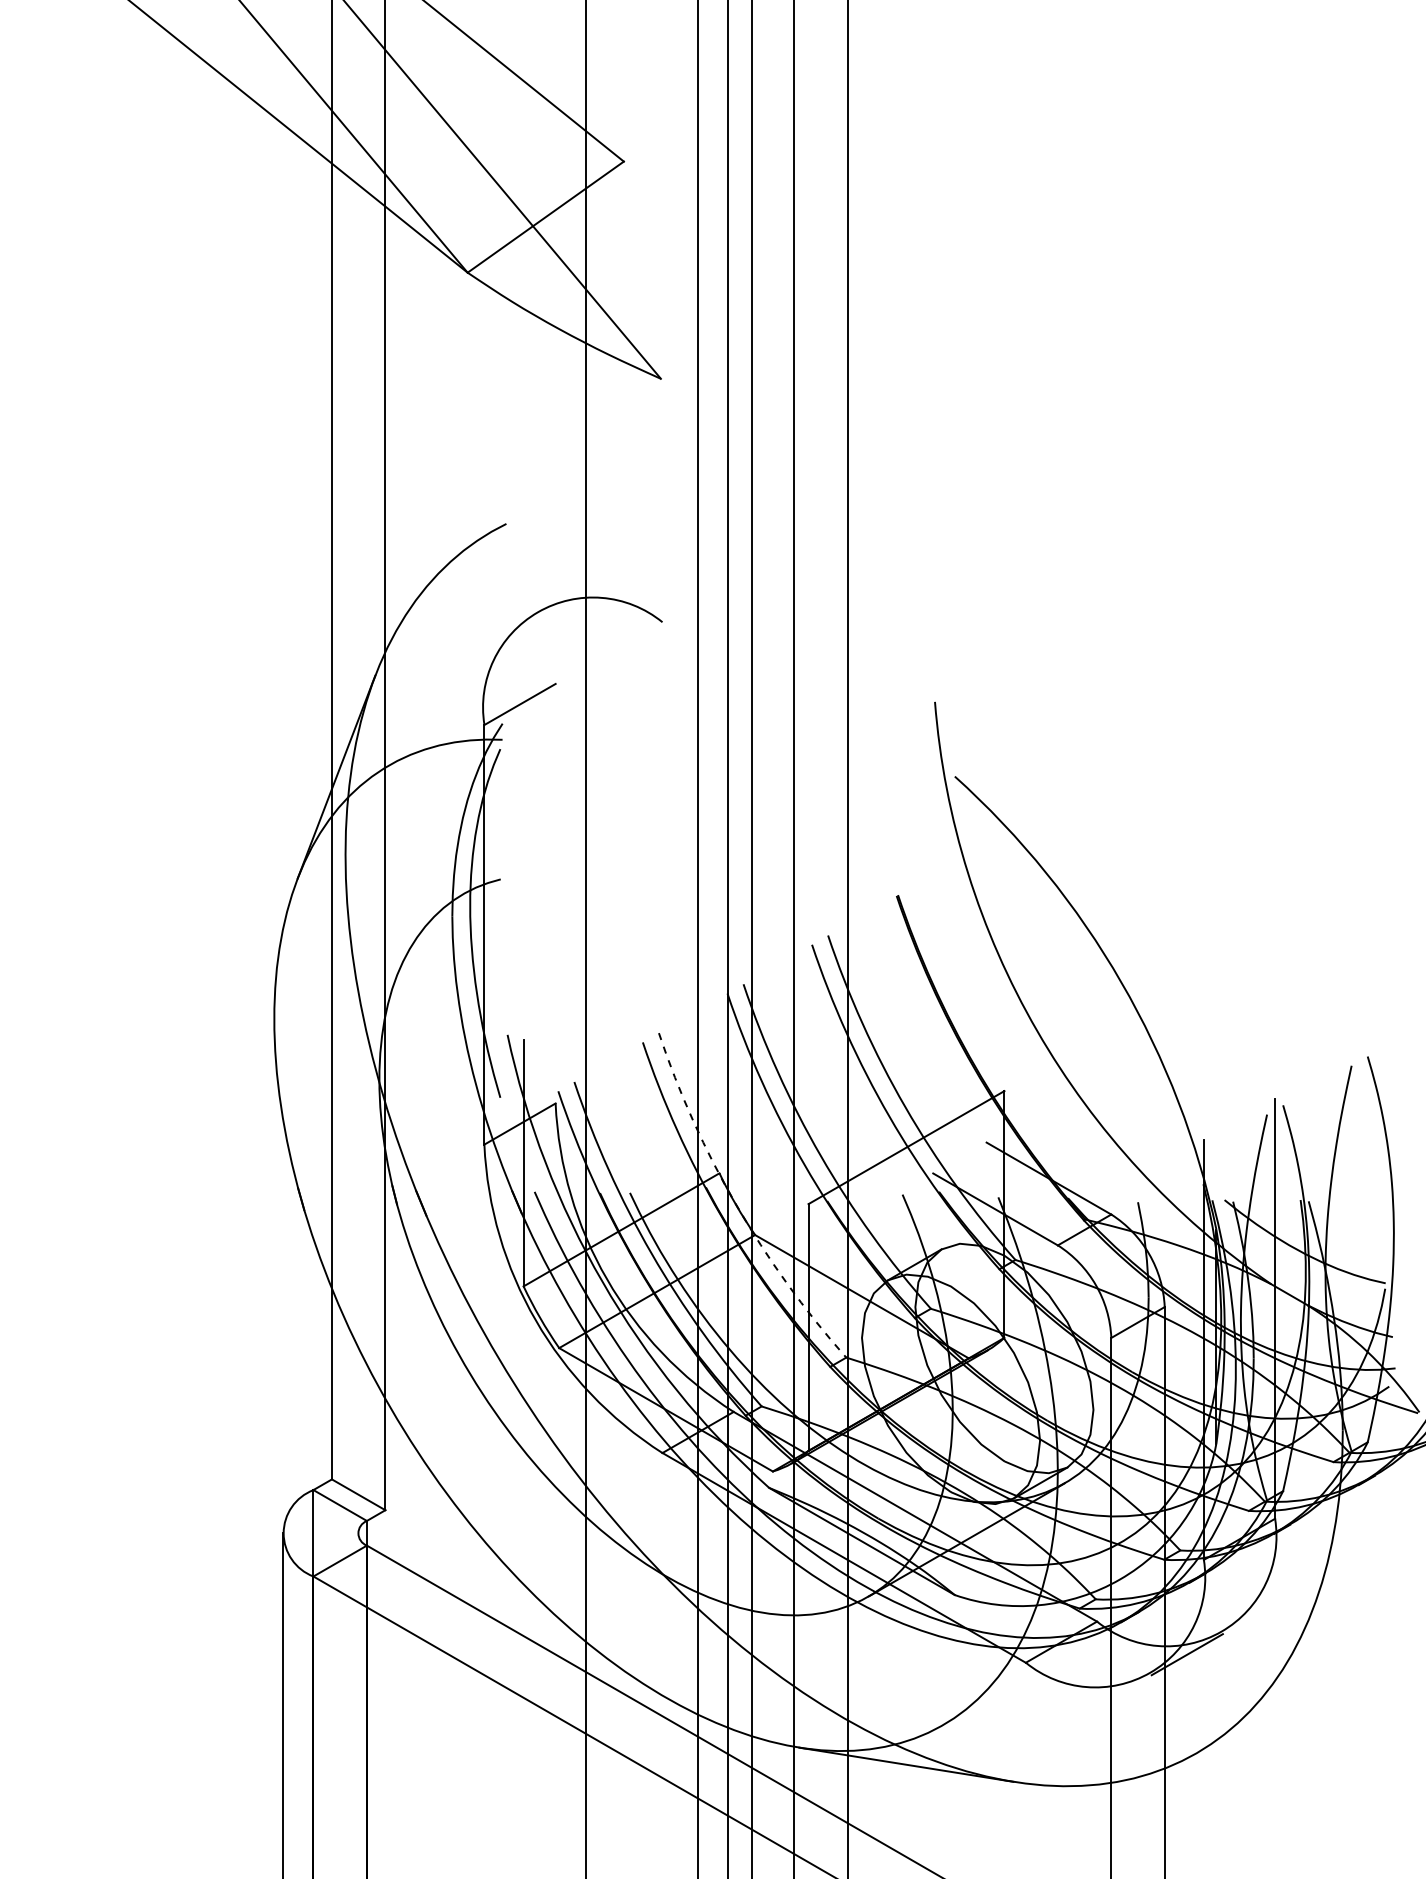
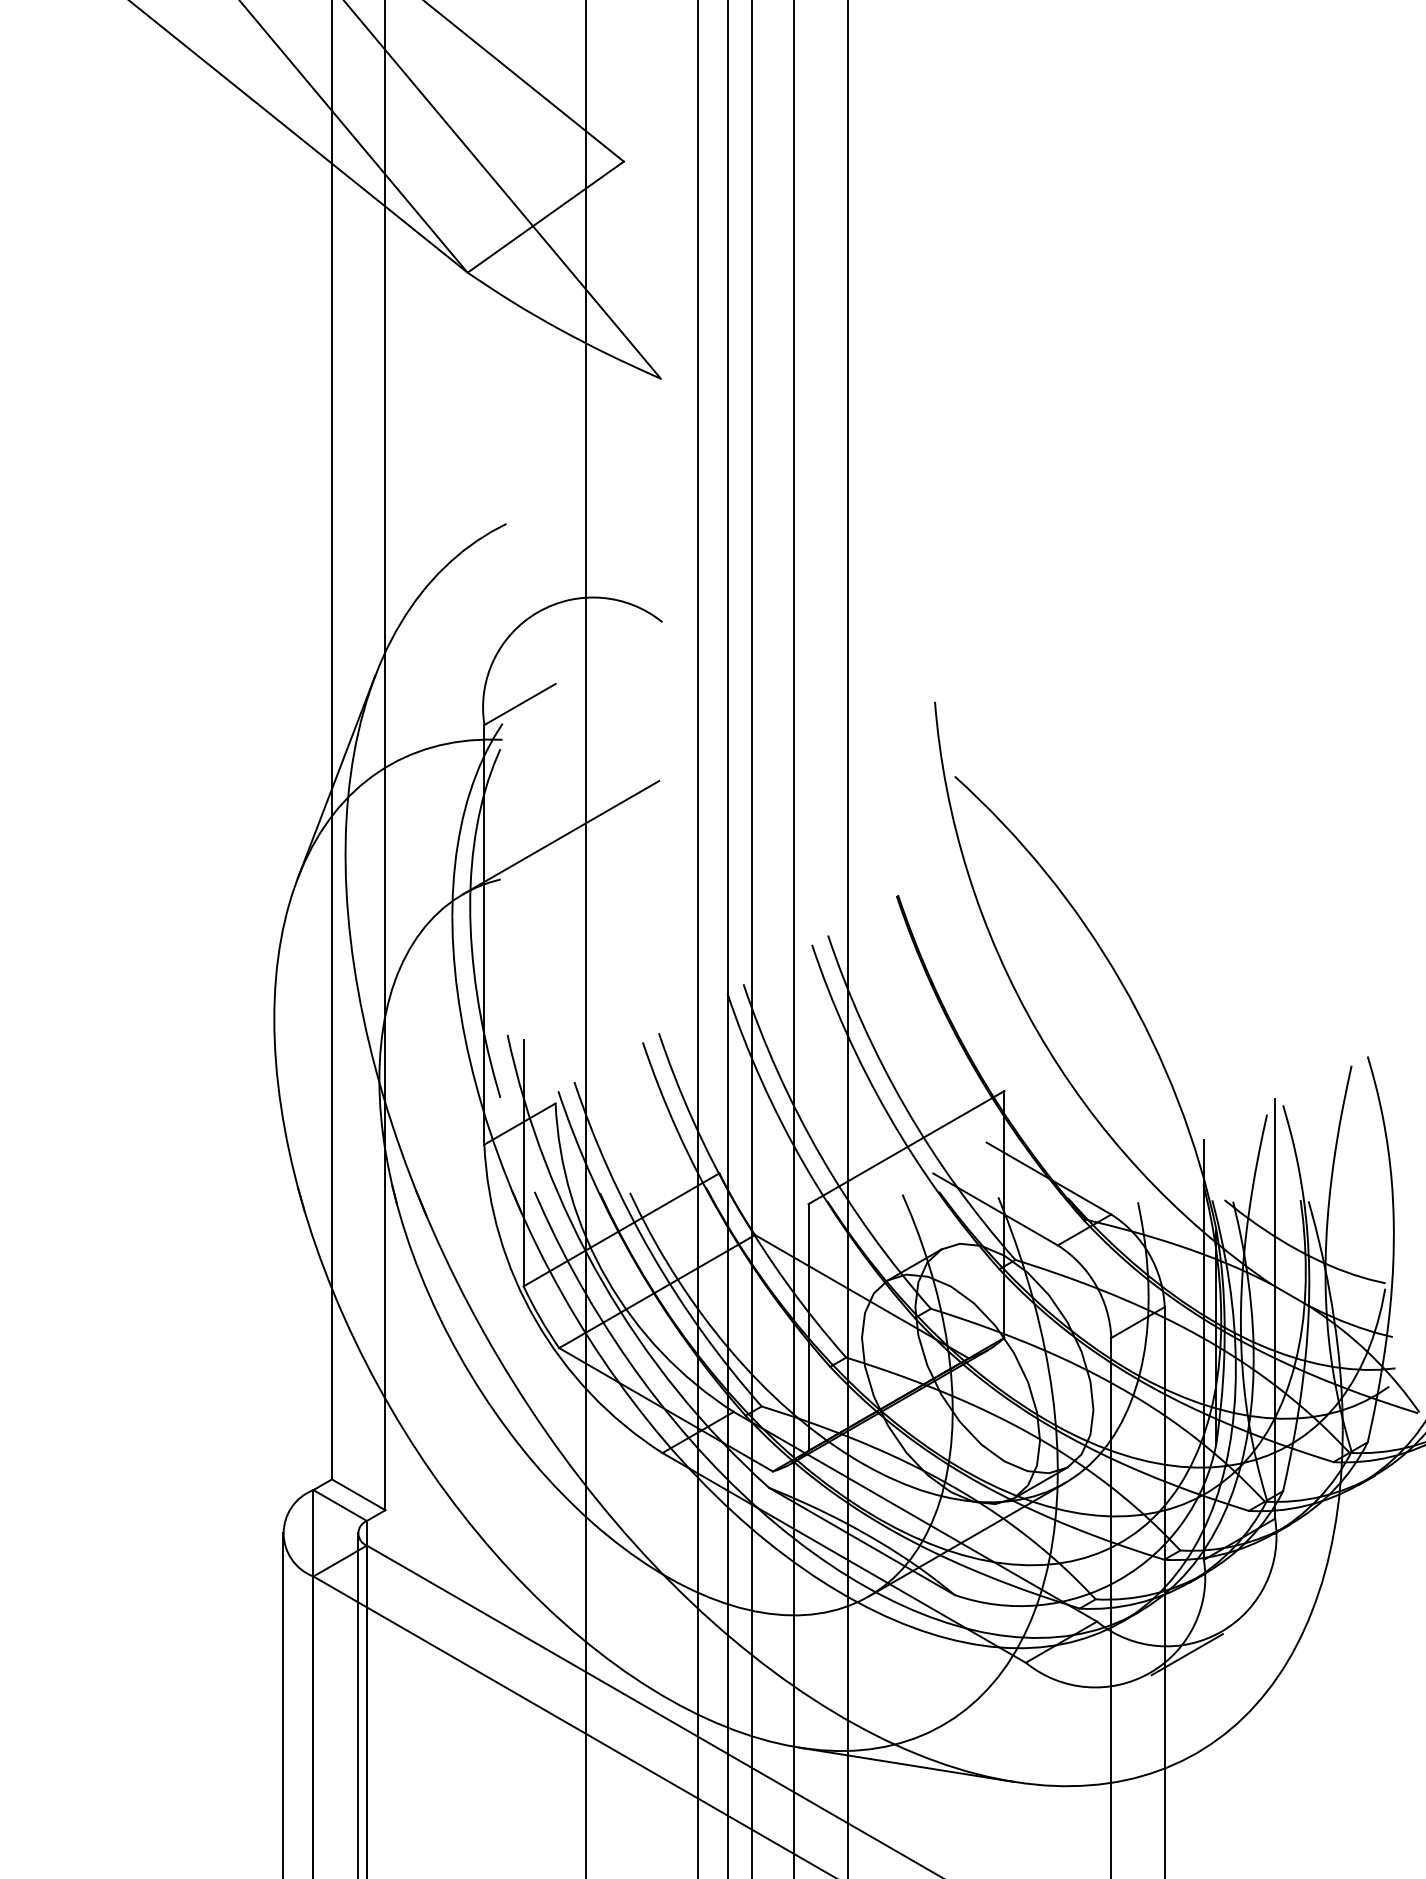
line: none -> present (561, 837)
arc: dashed -> solid (736, 1204)
line: none -> present (358, 1704)
